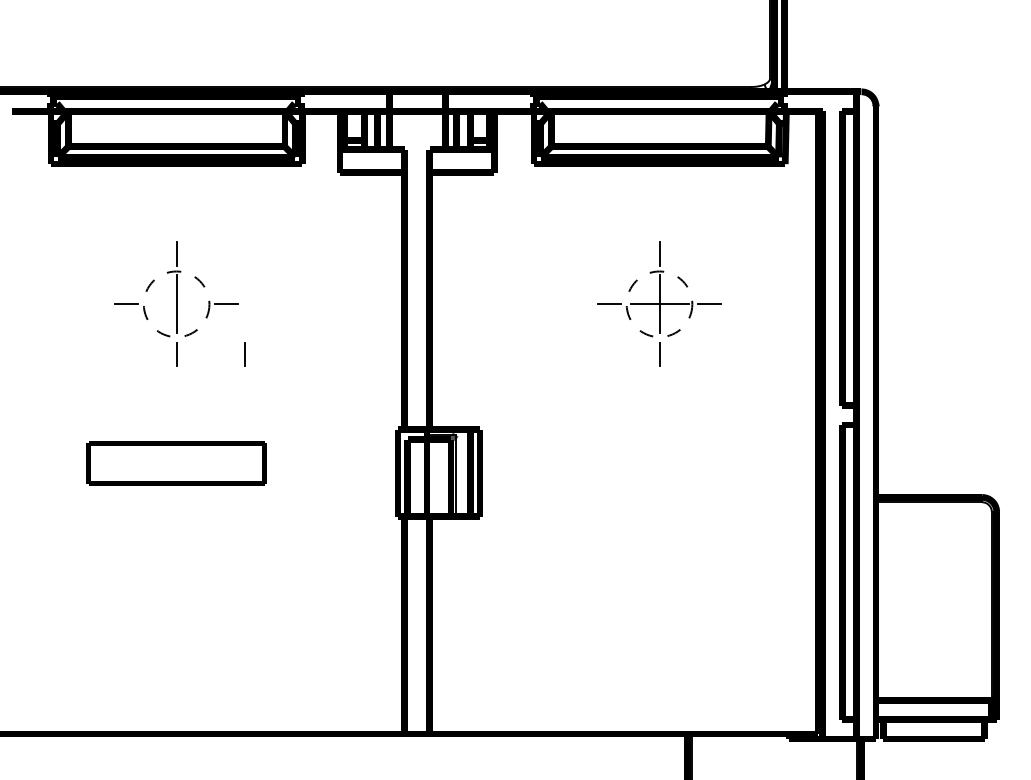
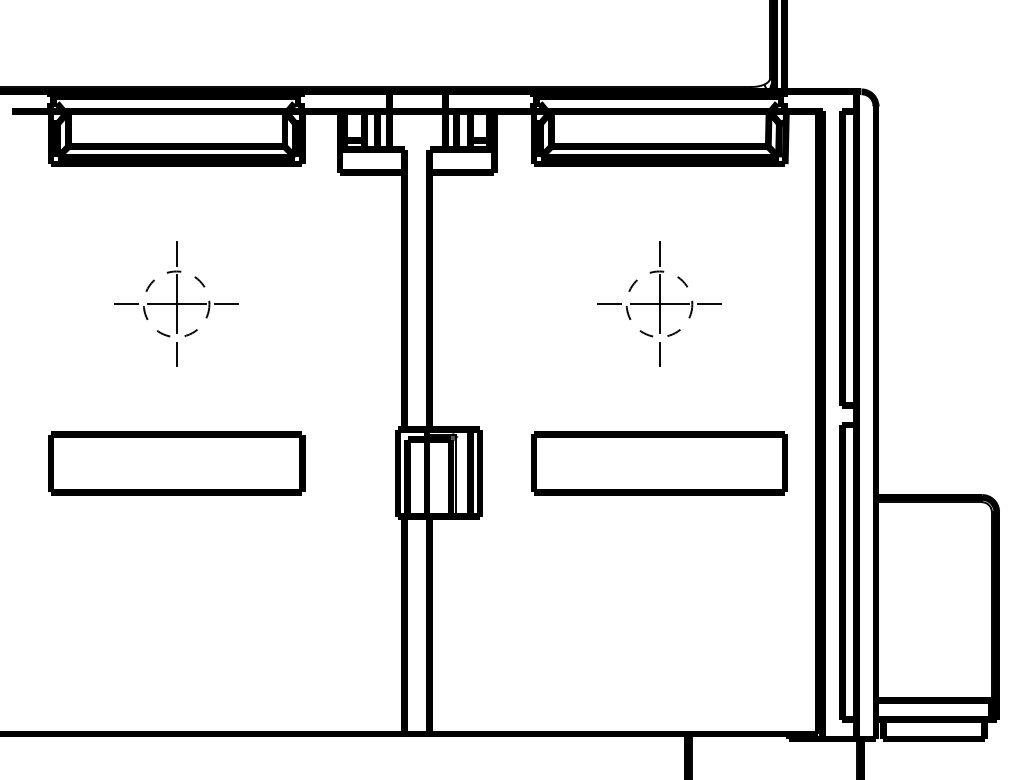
line: none -> present (176, 304)
line: present -> none (244, 354)
part size: 181x45 px -> 258x65 px (176, 463)
part: none -> present (659, 463)
